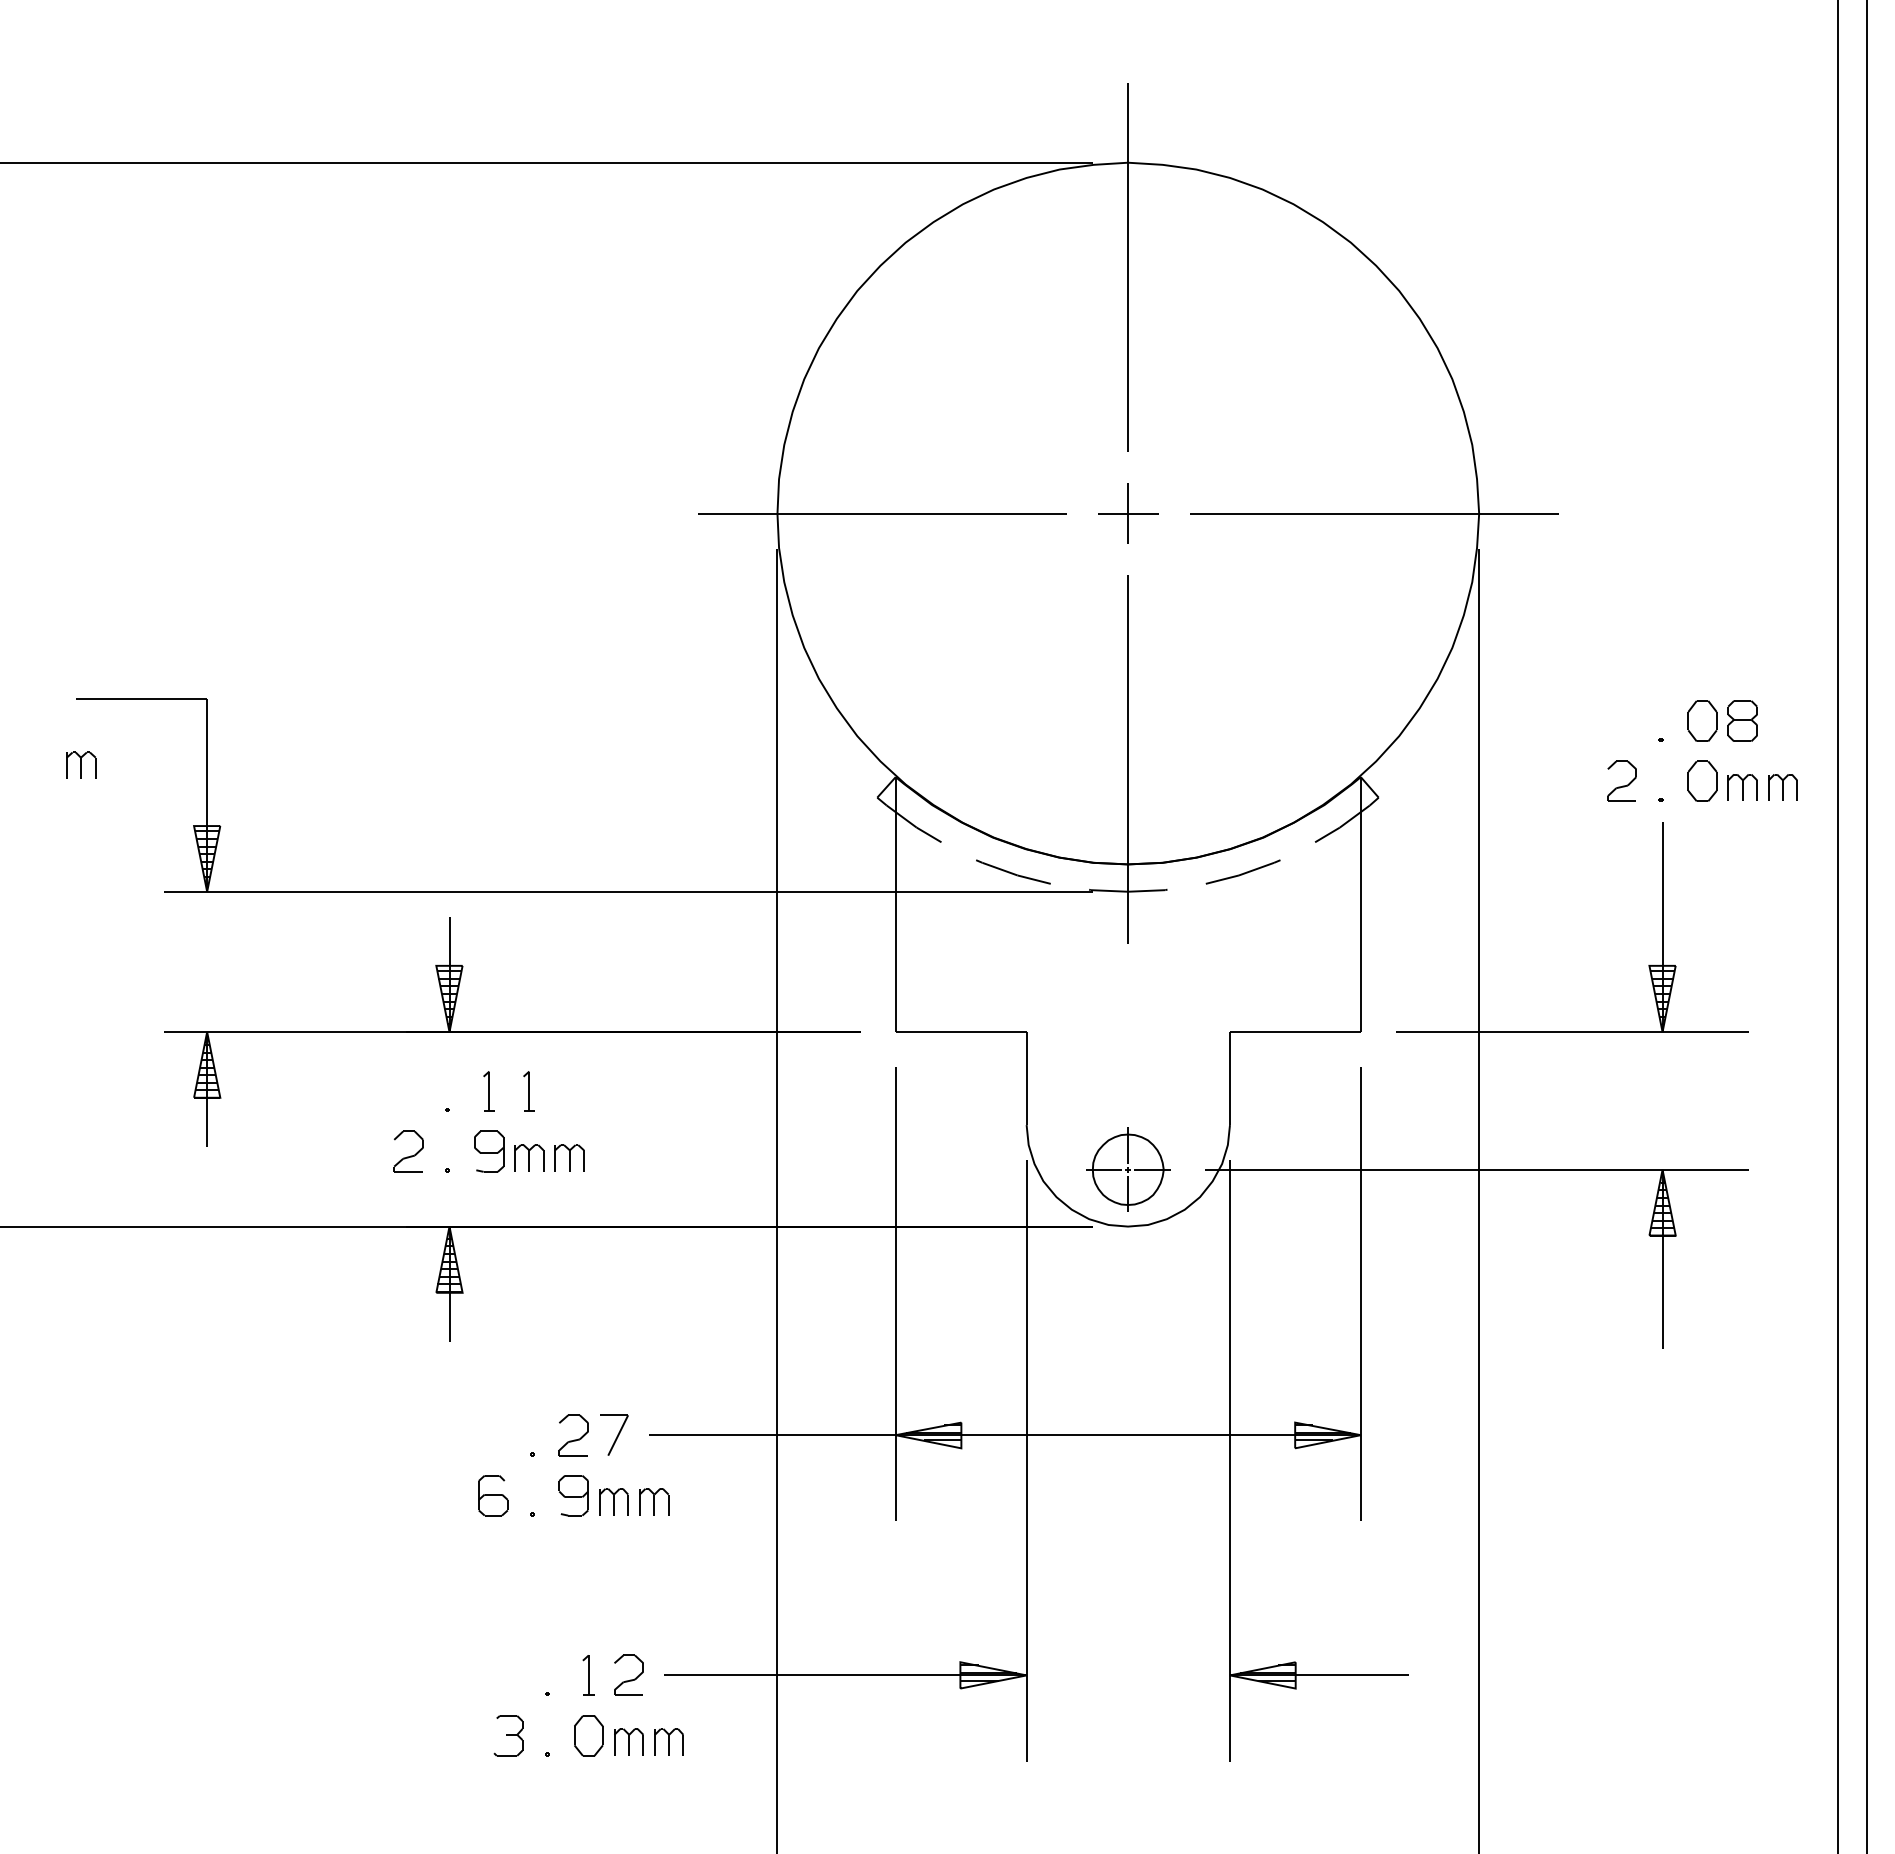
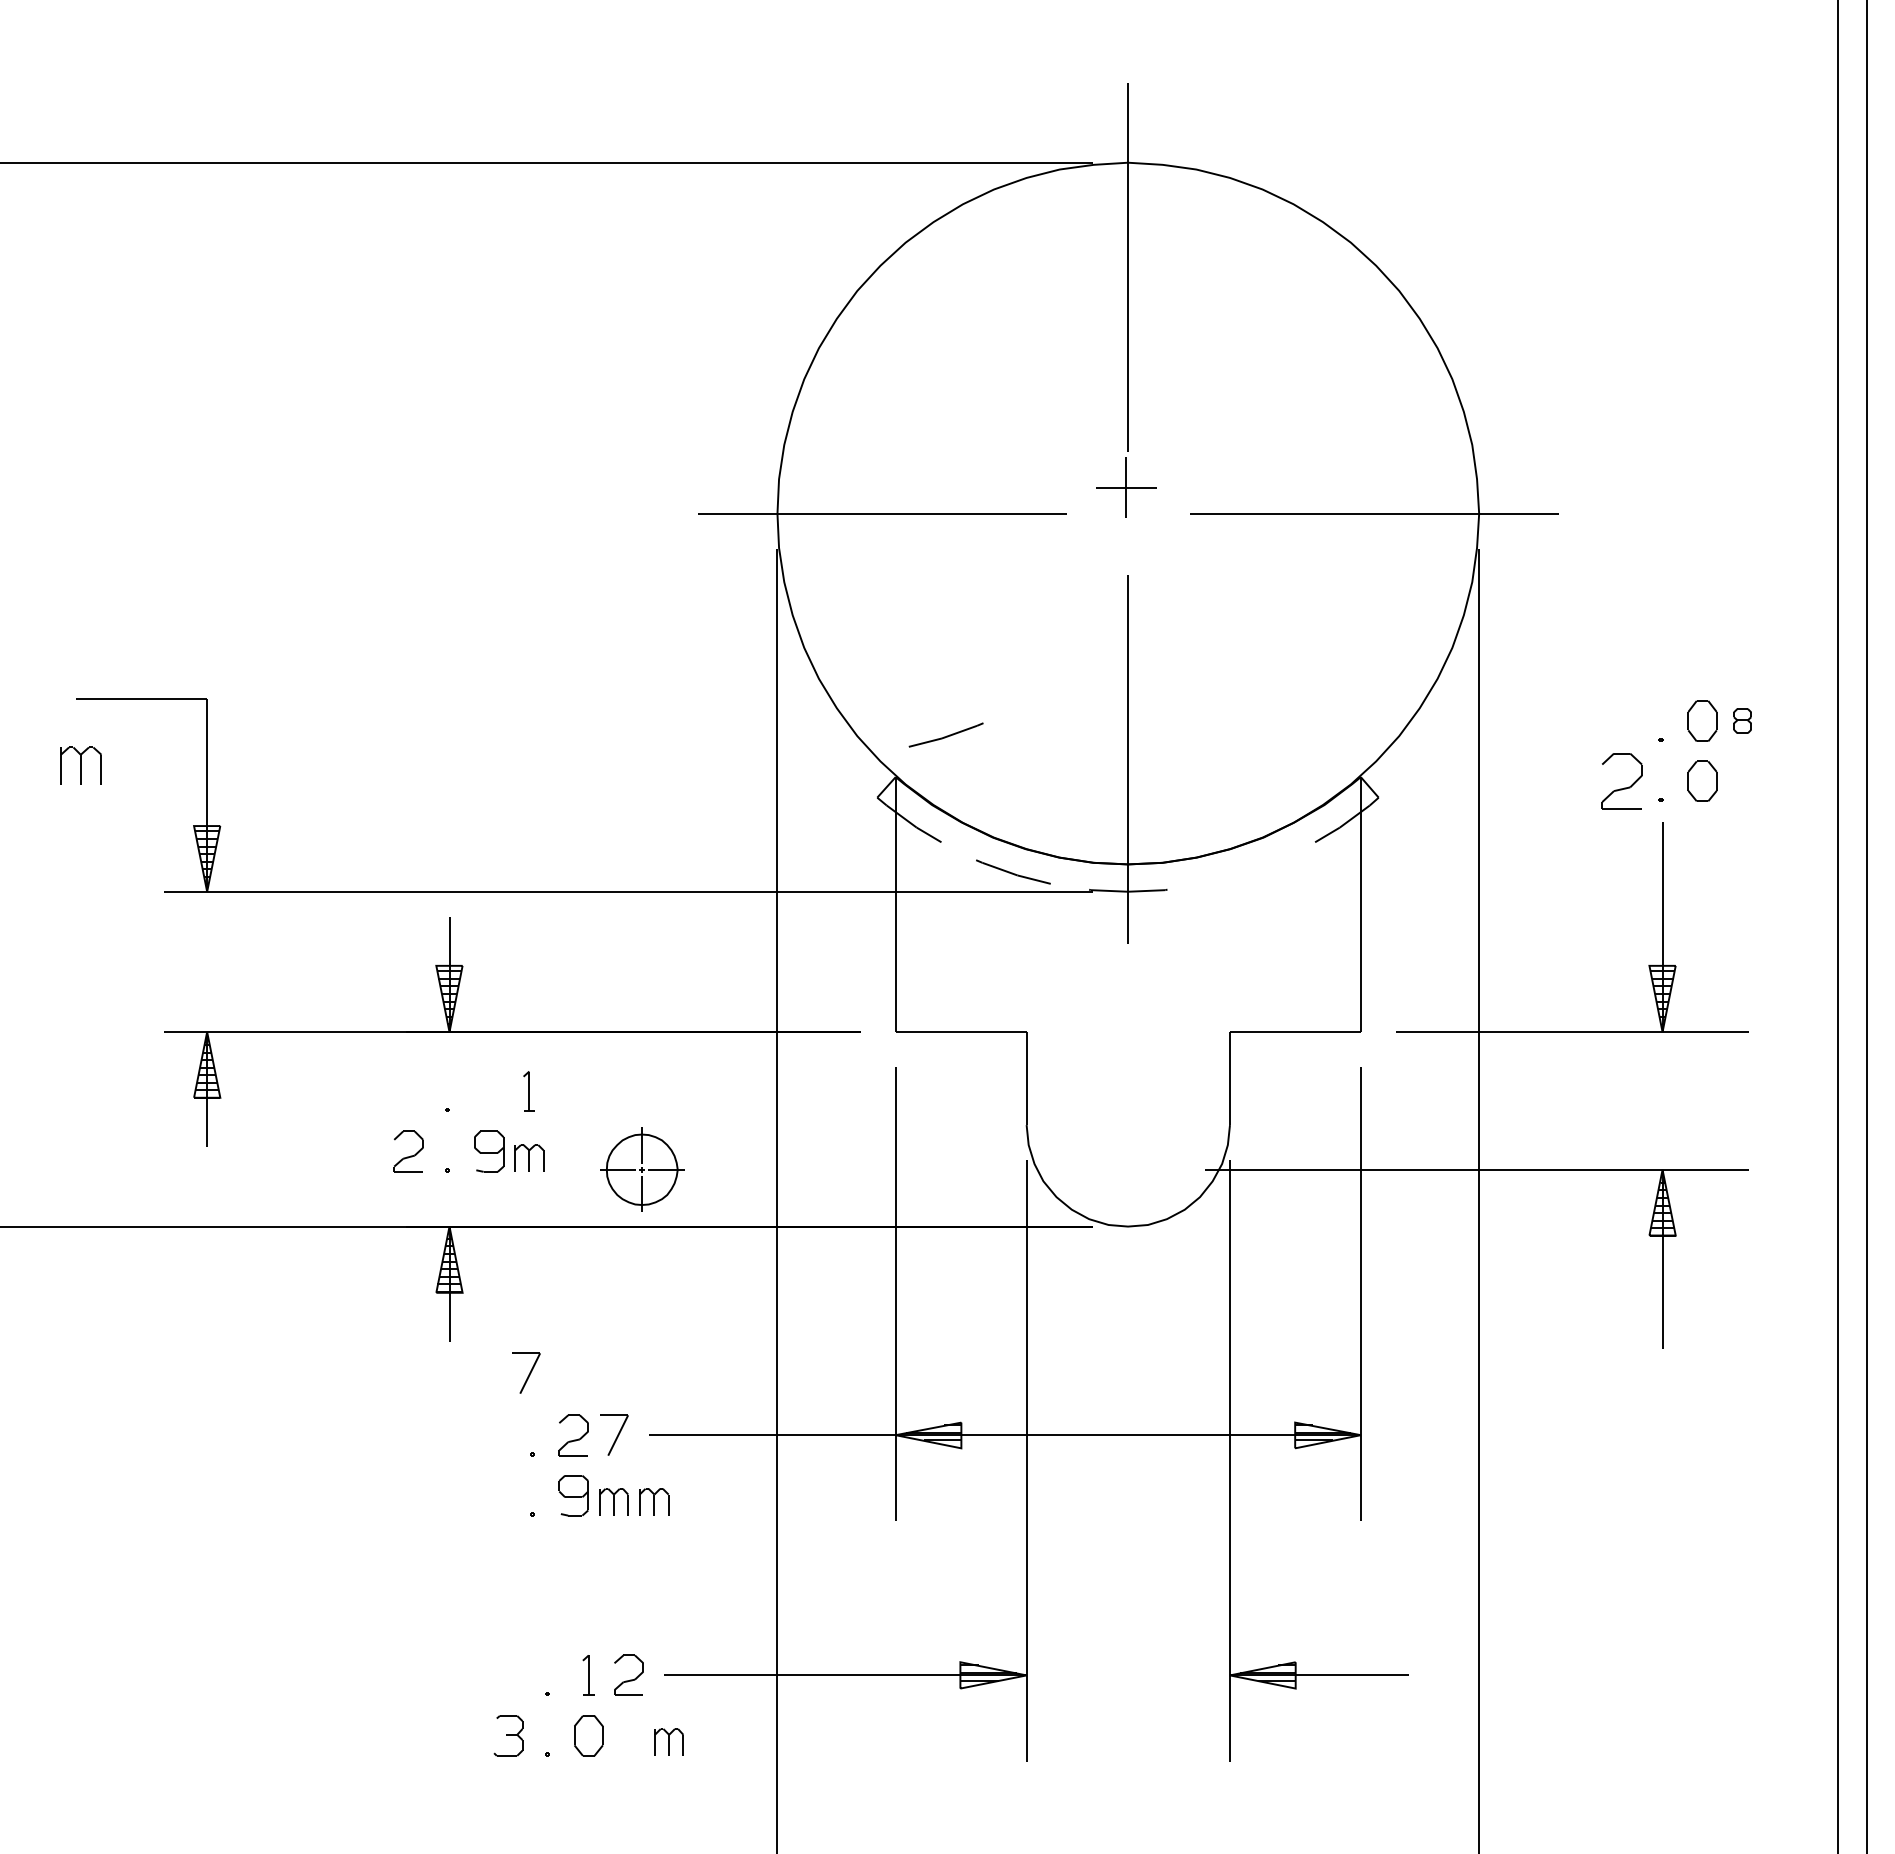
part position: (1128, 513) -> (1126, 487) (1126, 487)
part size: 31x42 px -> 19x26 px (1742, 720)
part size: 31x28 px -> 42x39 px (80, 765)
part size: 30x42 px -> 42x57 px (1621, 781)
part: present -> none (1742, 787)
part: present -> none (1782, 787)
part position: (1242, 871) -> (945, 734) (945, 734)
part: present -> none (488, 1091)
part: present -> none (569, 1157)
part position: (1128, 1169) -> (642, 1169) (642, 1169)
part: none -> present (526, 1372)
part: present -> none (493, 1495)
part: present -> none (628, 1741)
